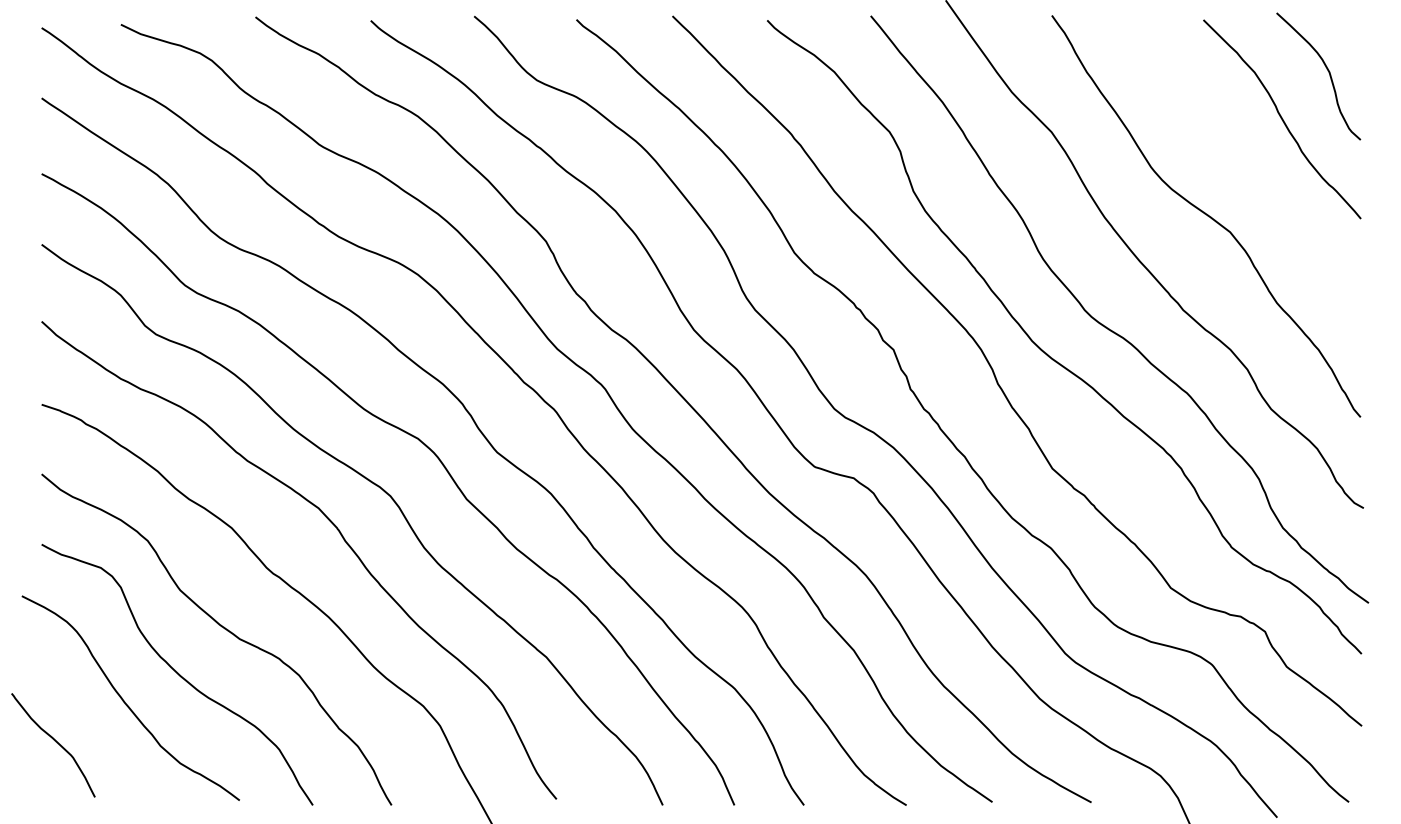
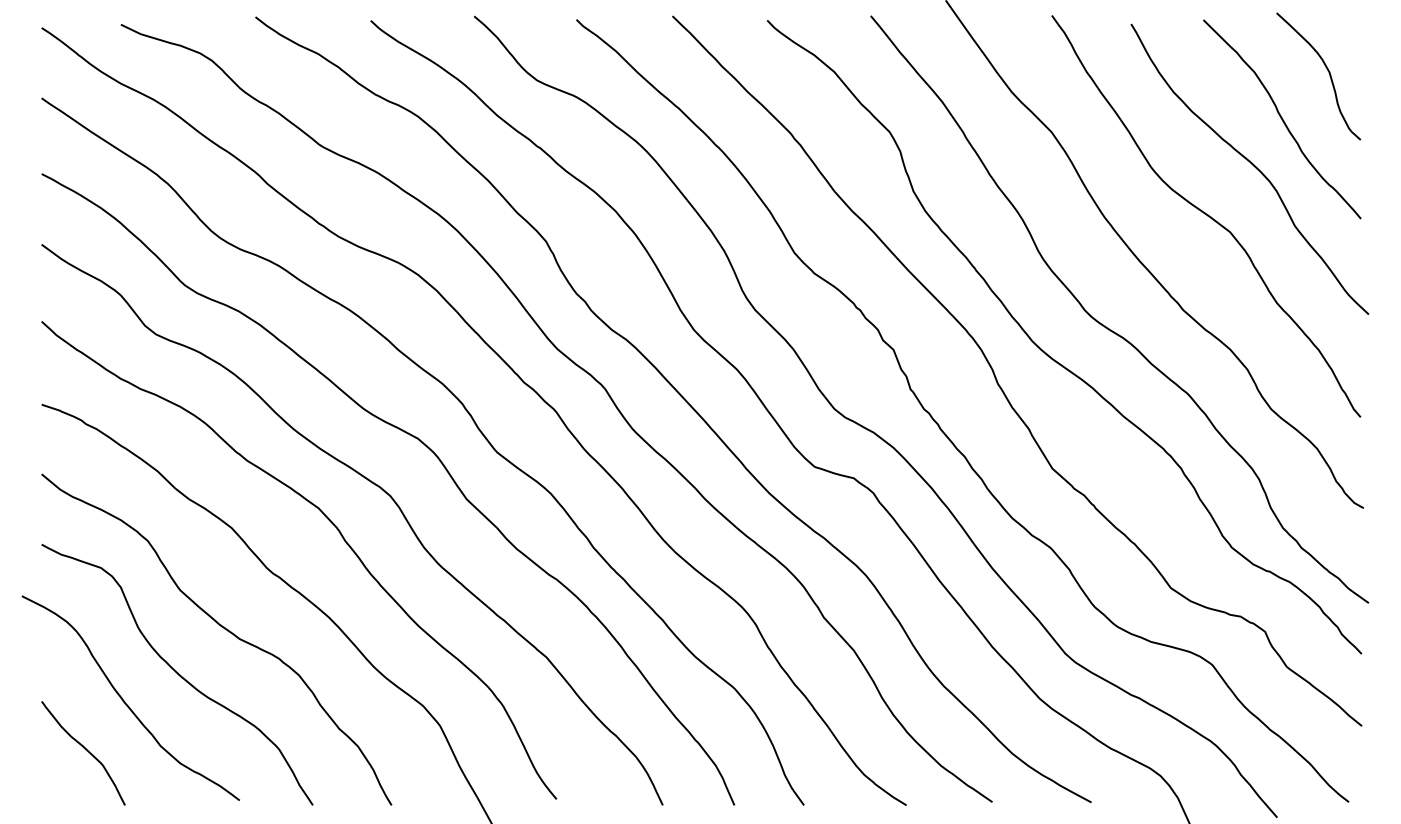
curve: none -> present (1252, 165)
curve position: (55, 742) -> (85, 750) (85, 750)
